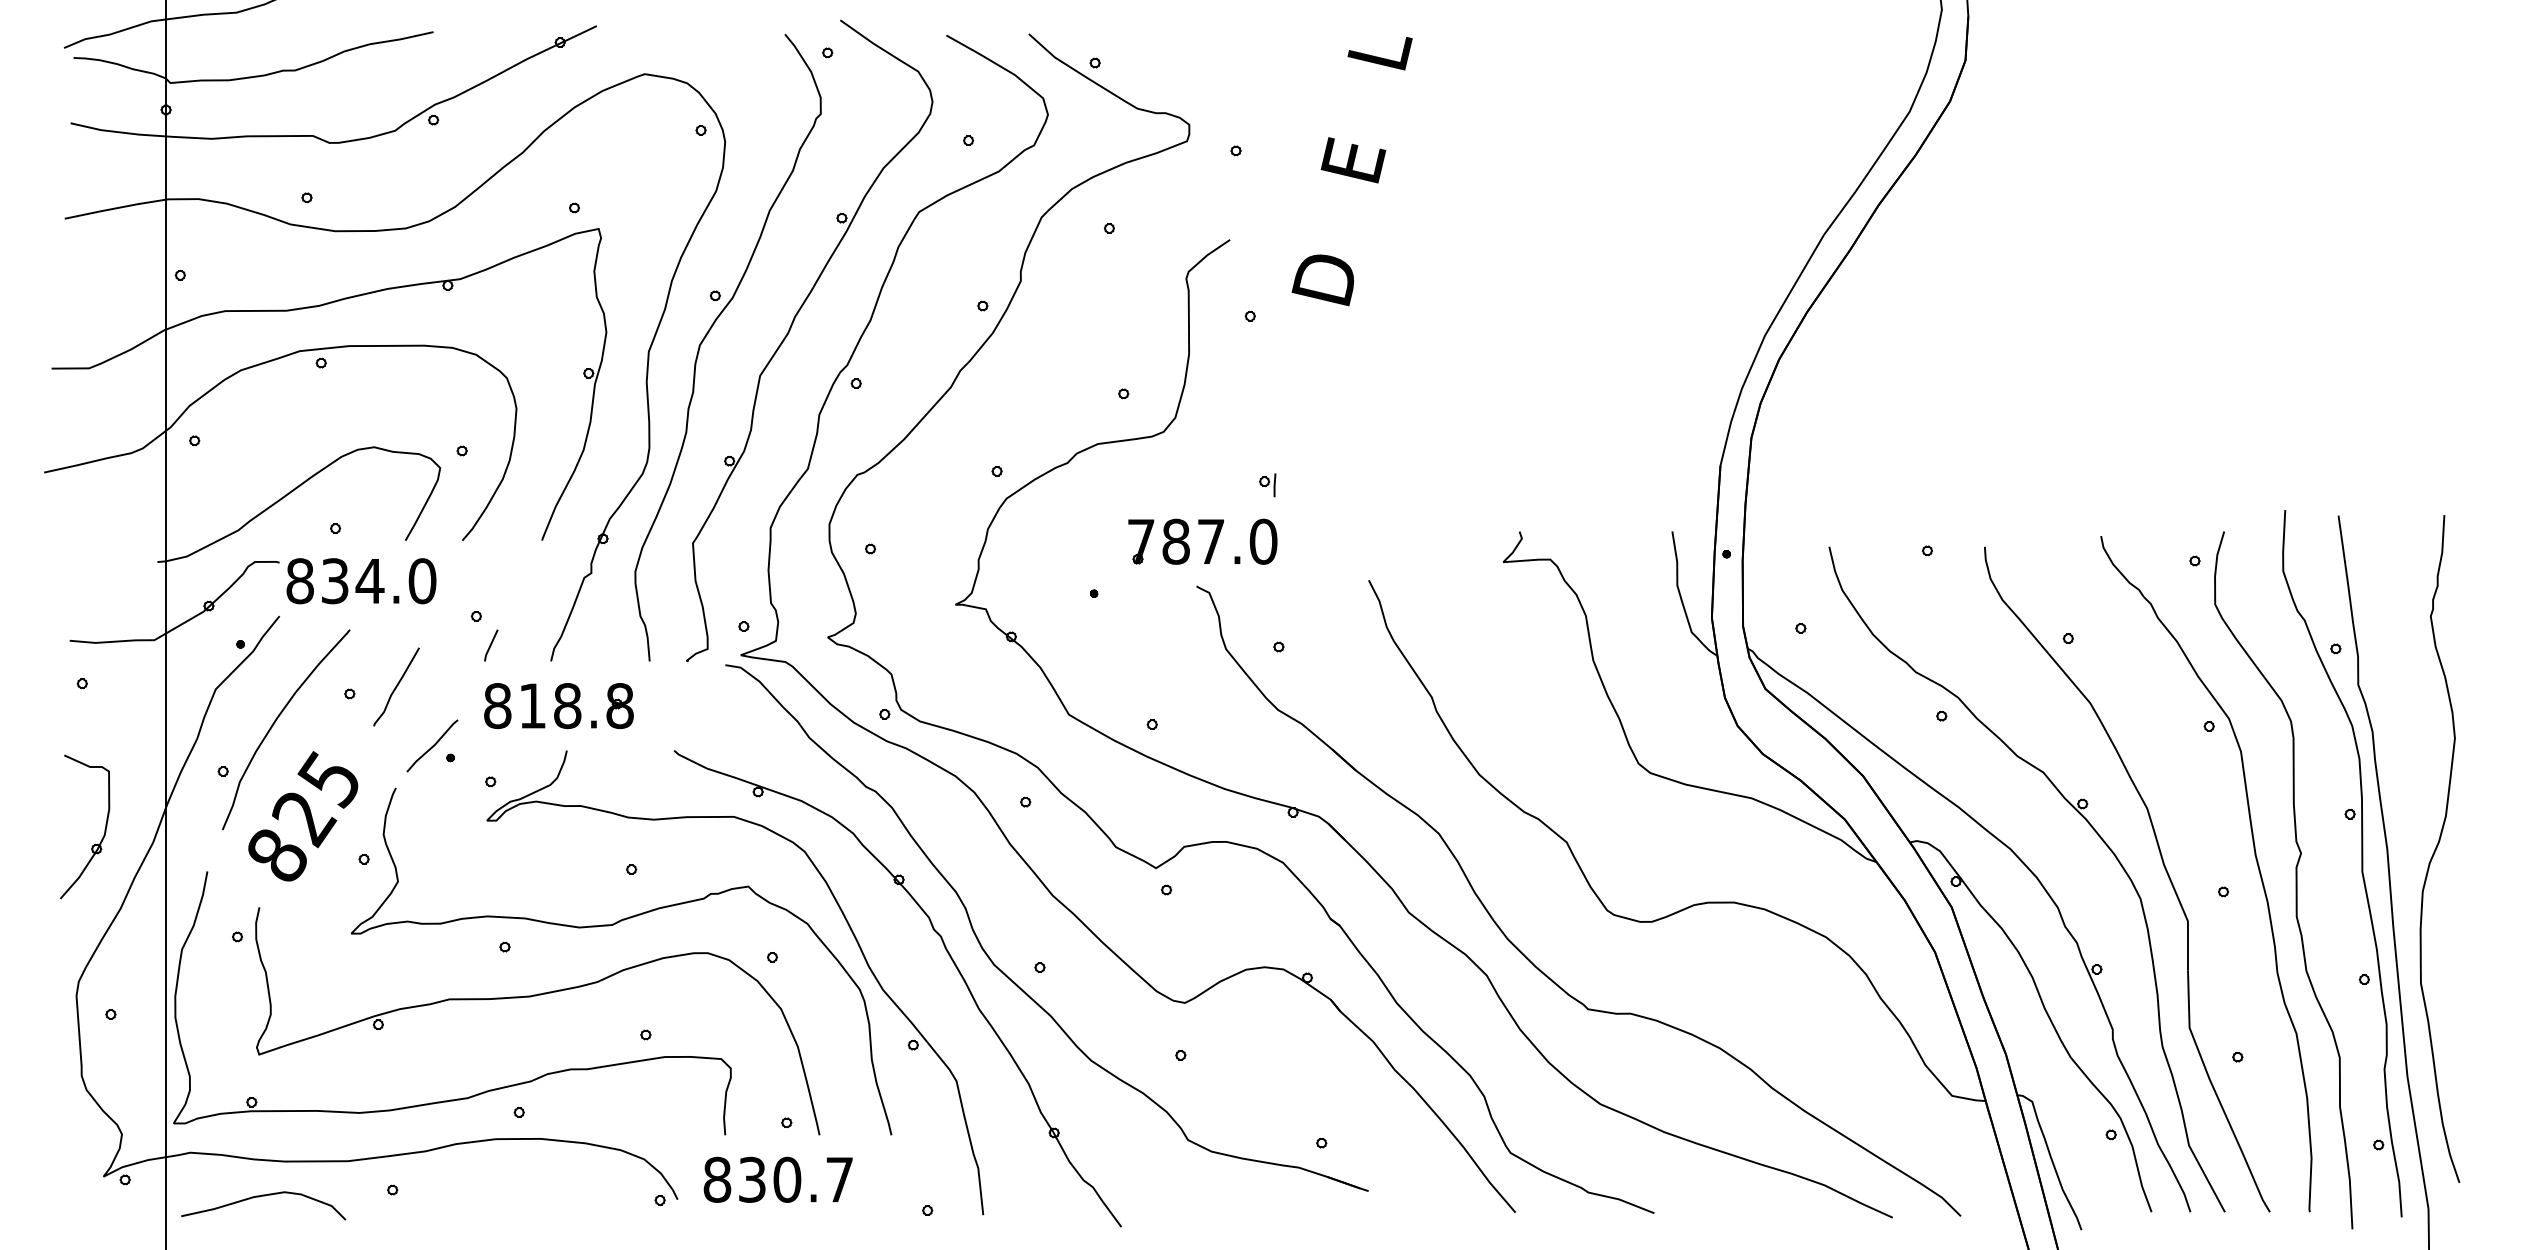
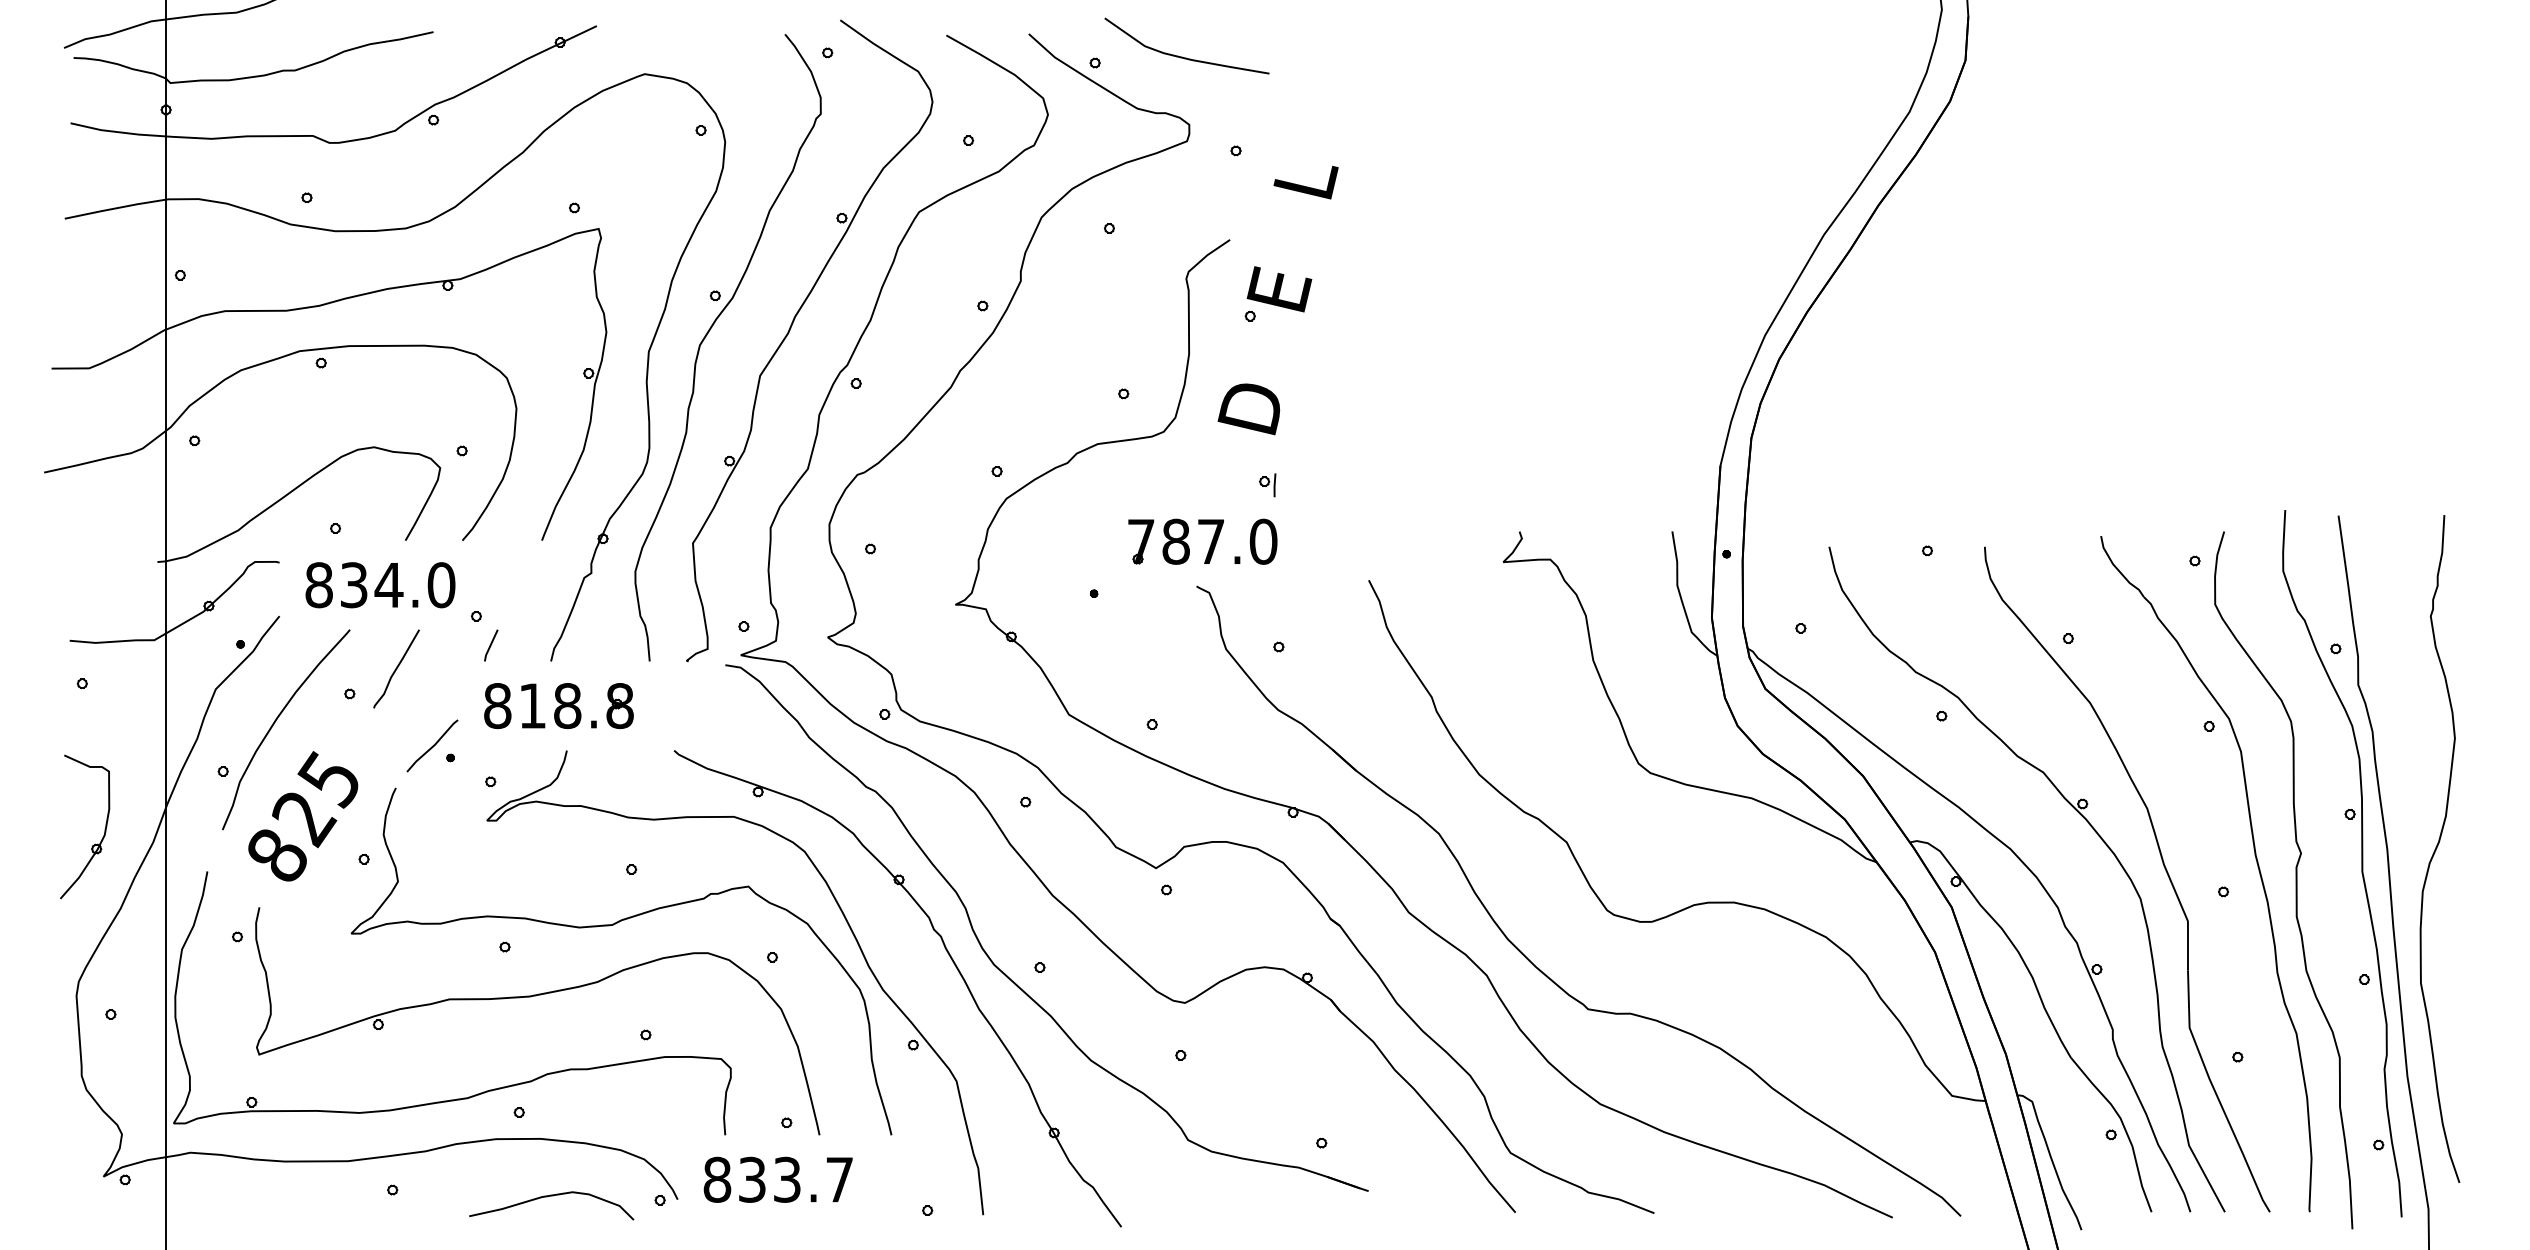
curve: none -> present (1182, 56)
text position: (1351, 171) -> (1277, 300) (1277, 300)
text position: (361, 581) -> (380, 585) (380, 585)
curve position: (396, 686) -> (396, 668) (396, 668)
text: 830.7 -> 833.7 (787, 1179)
curve position: (259, 1197) -> (547, 1197) (547, 1197)
